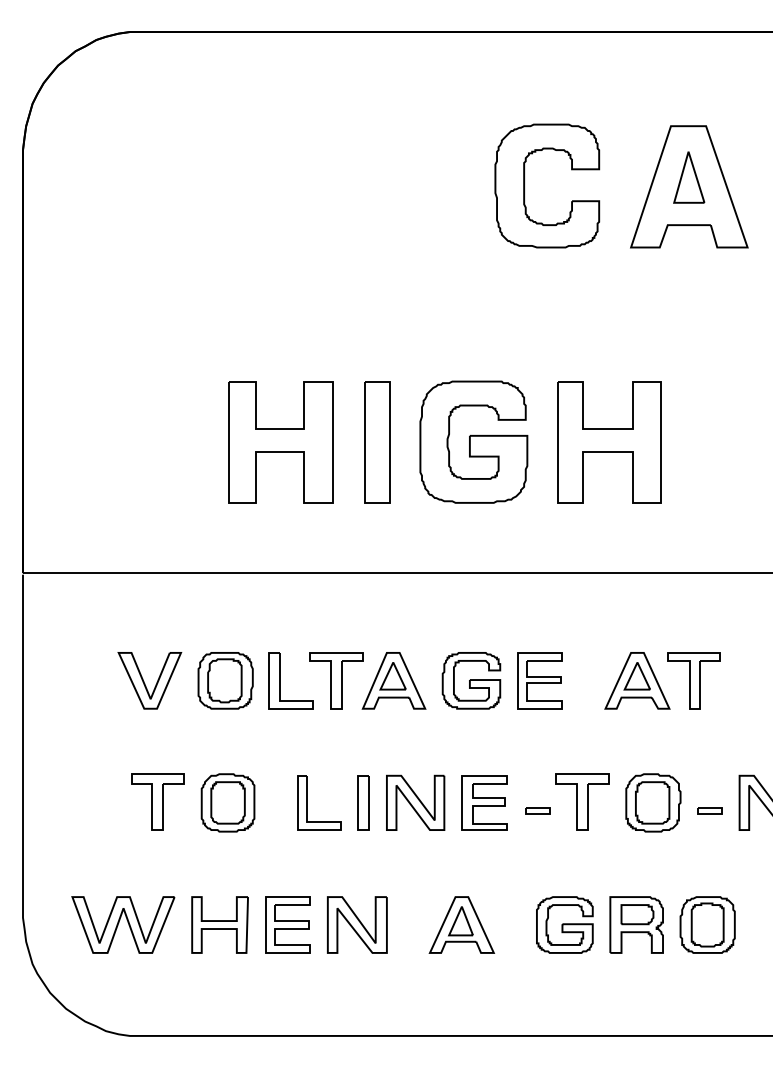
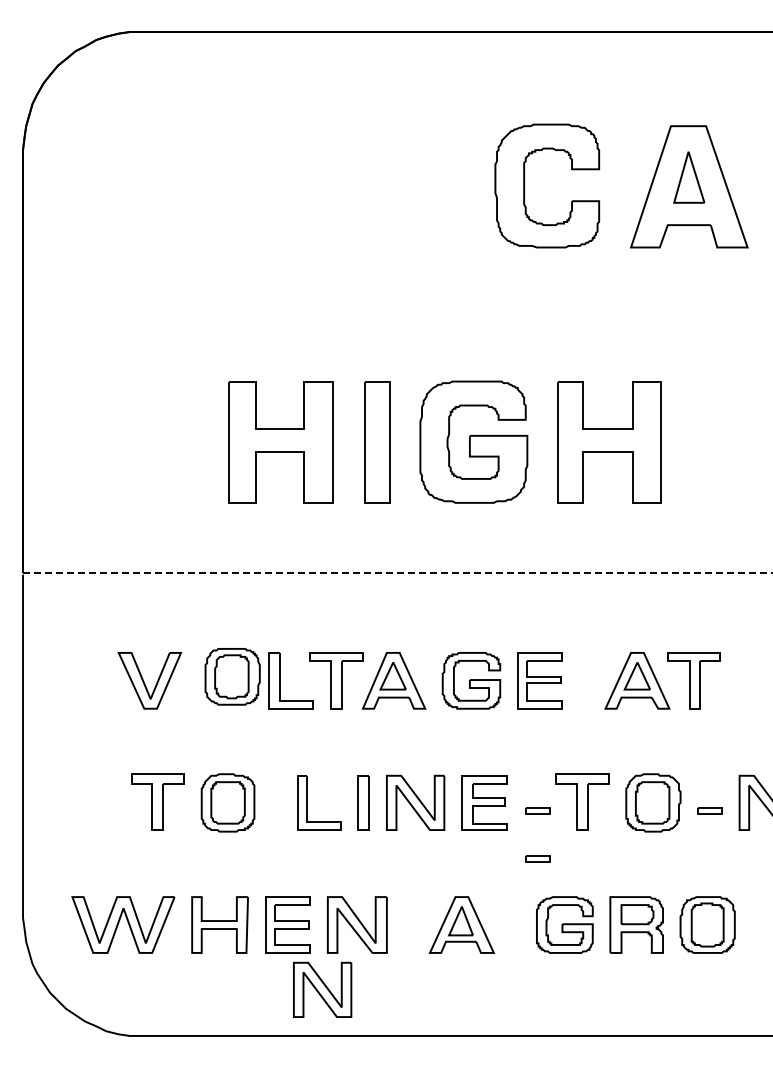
line: solid -> dashed (397, 573)
part position: (225, 680) -> (232, 676) (232, 676)
part: none -> present (537, 858)
part: none -> present (322, 989)
